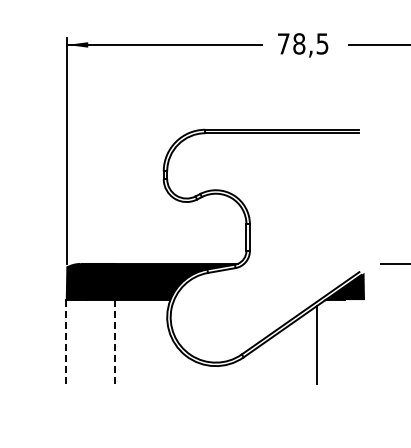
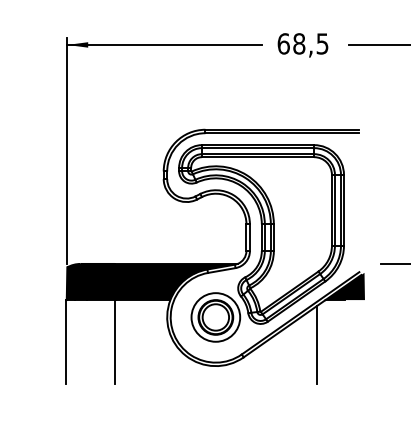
text: 78,5 -> 68,5 (283, 43)
part: none -> present (261, 243)
line: dashed -> solid (66, 341)
line: dashed -> solid (115, 341)
